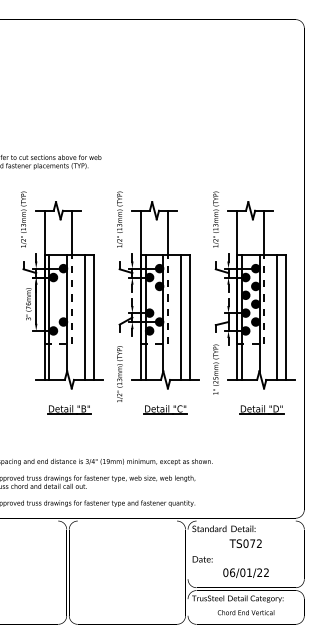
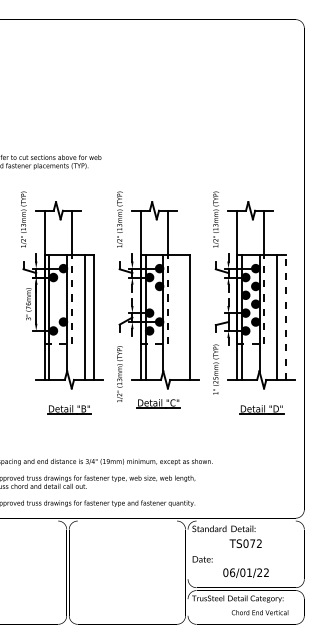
line: present -> none (181, 317)
line: solid -> dashed (286, 317)
part position: (165, 409) -> (158, 403) (158, 403)
text position: (245, 612) -> (259, 612) (259, 612)
